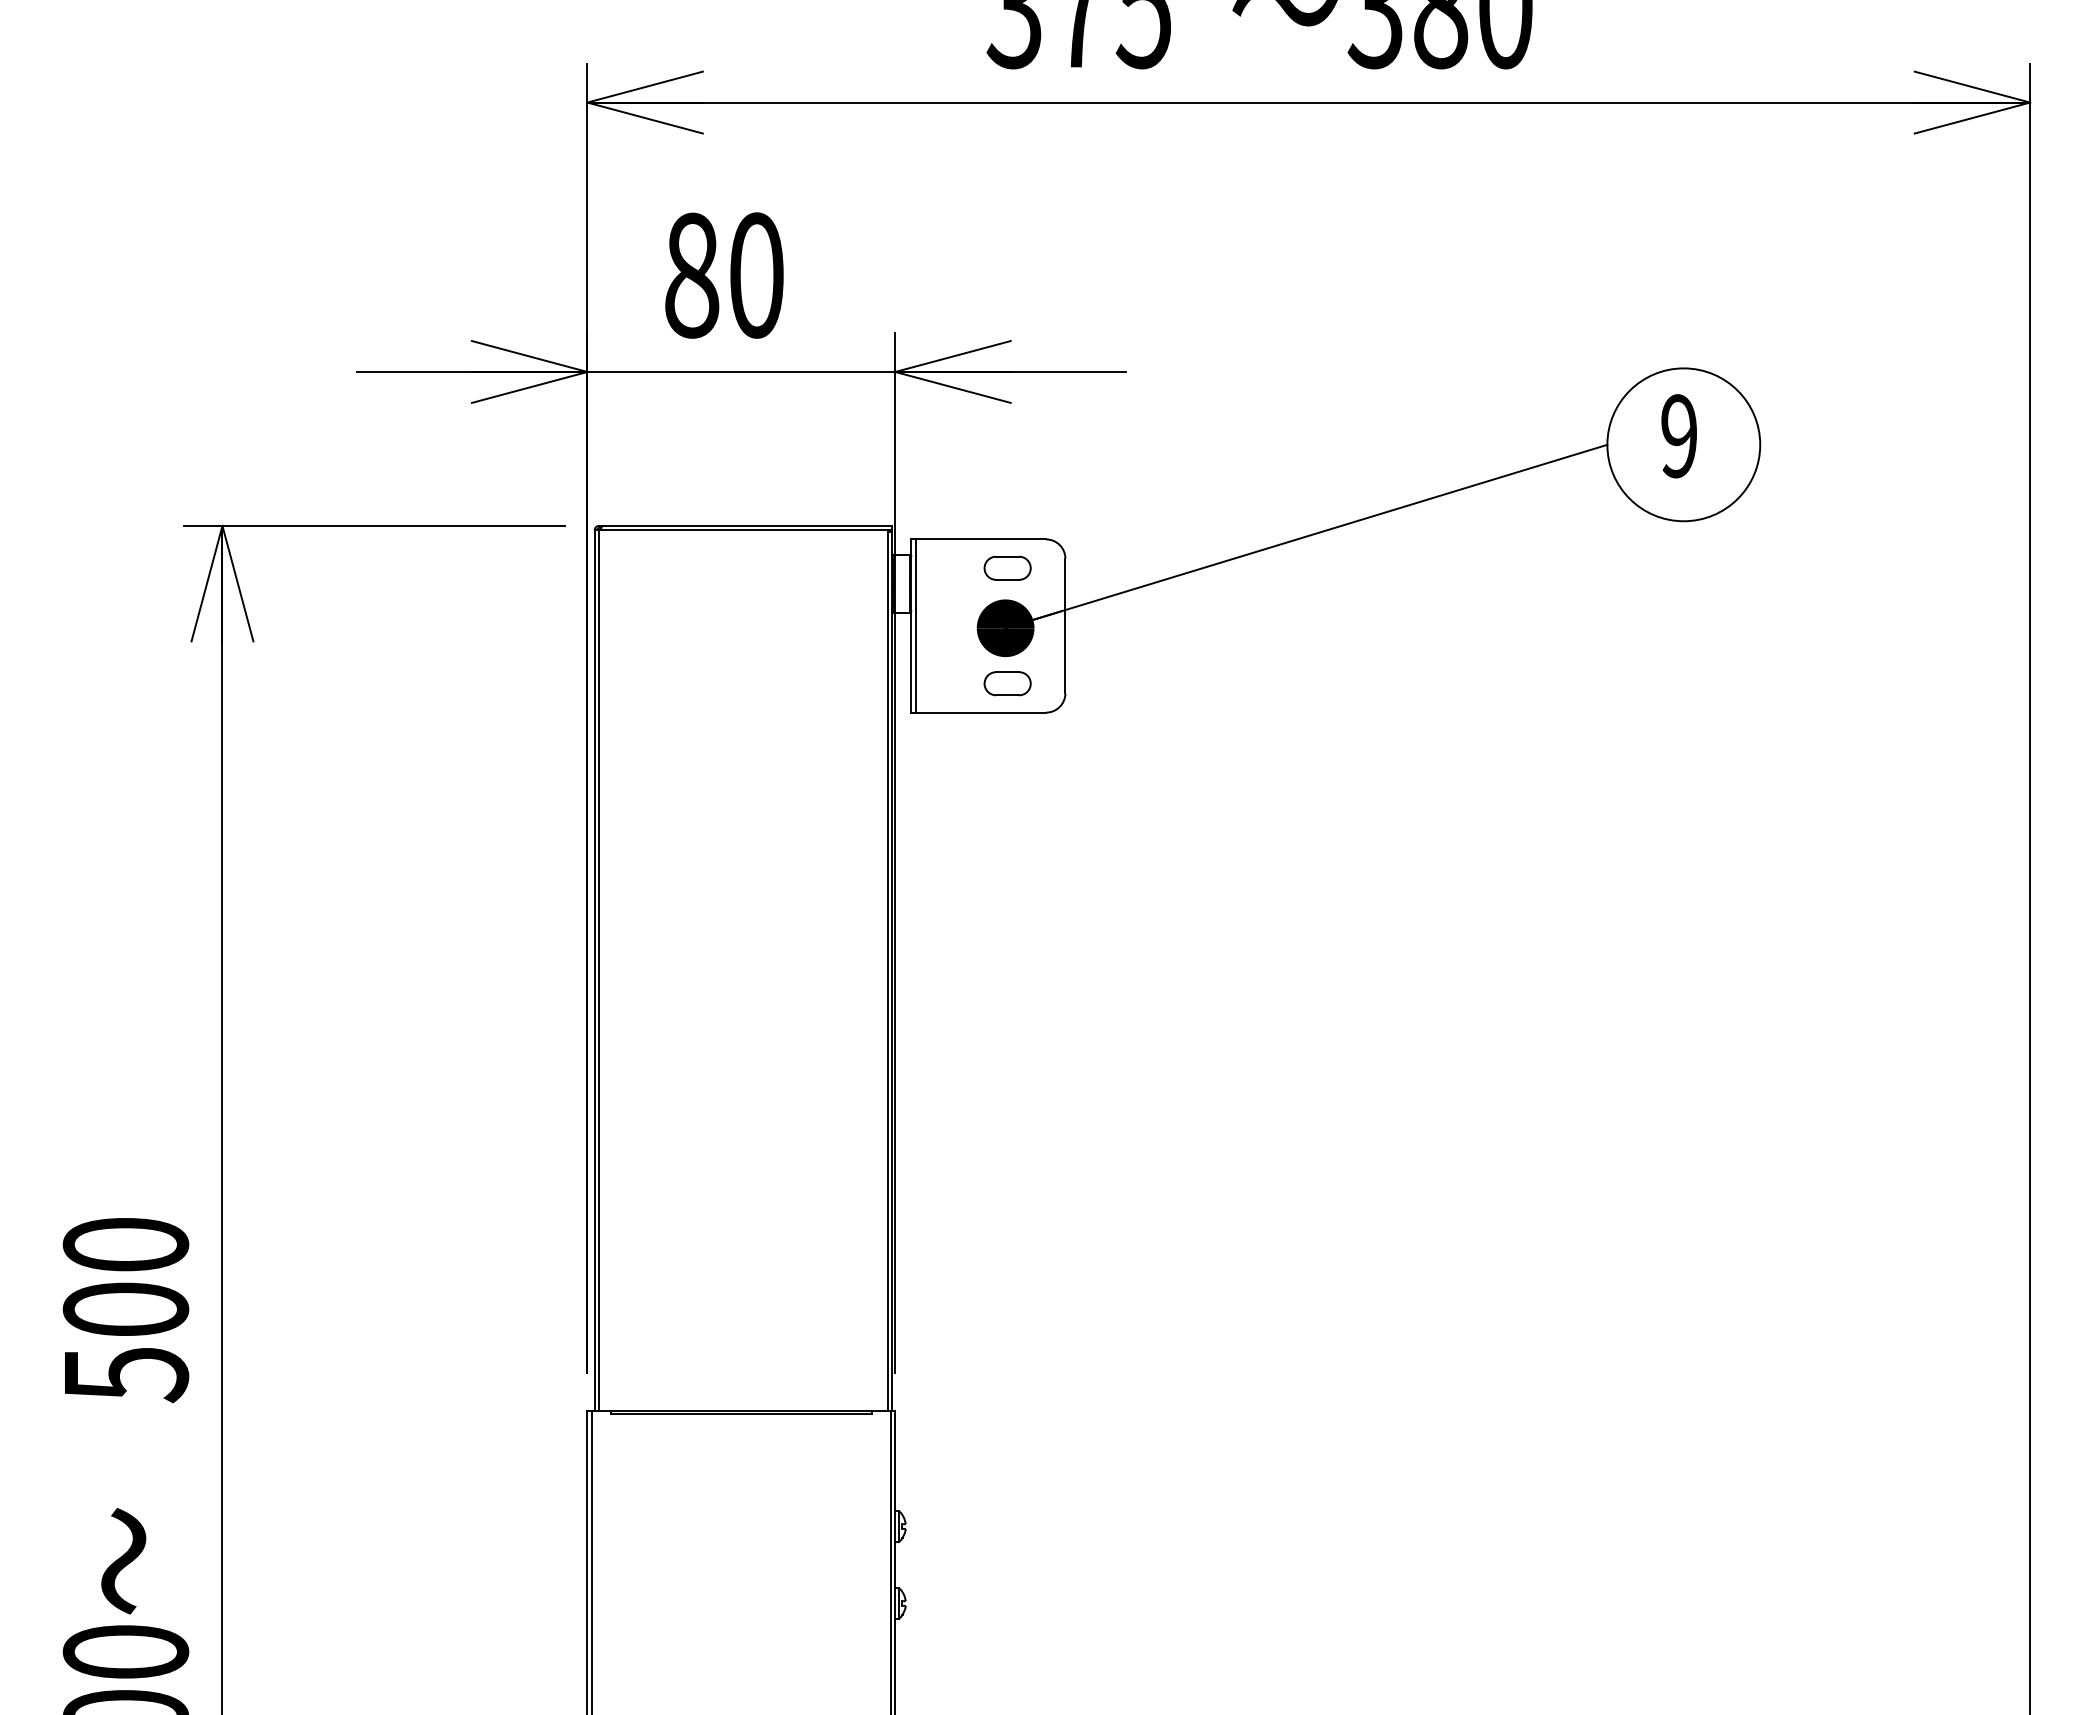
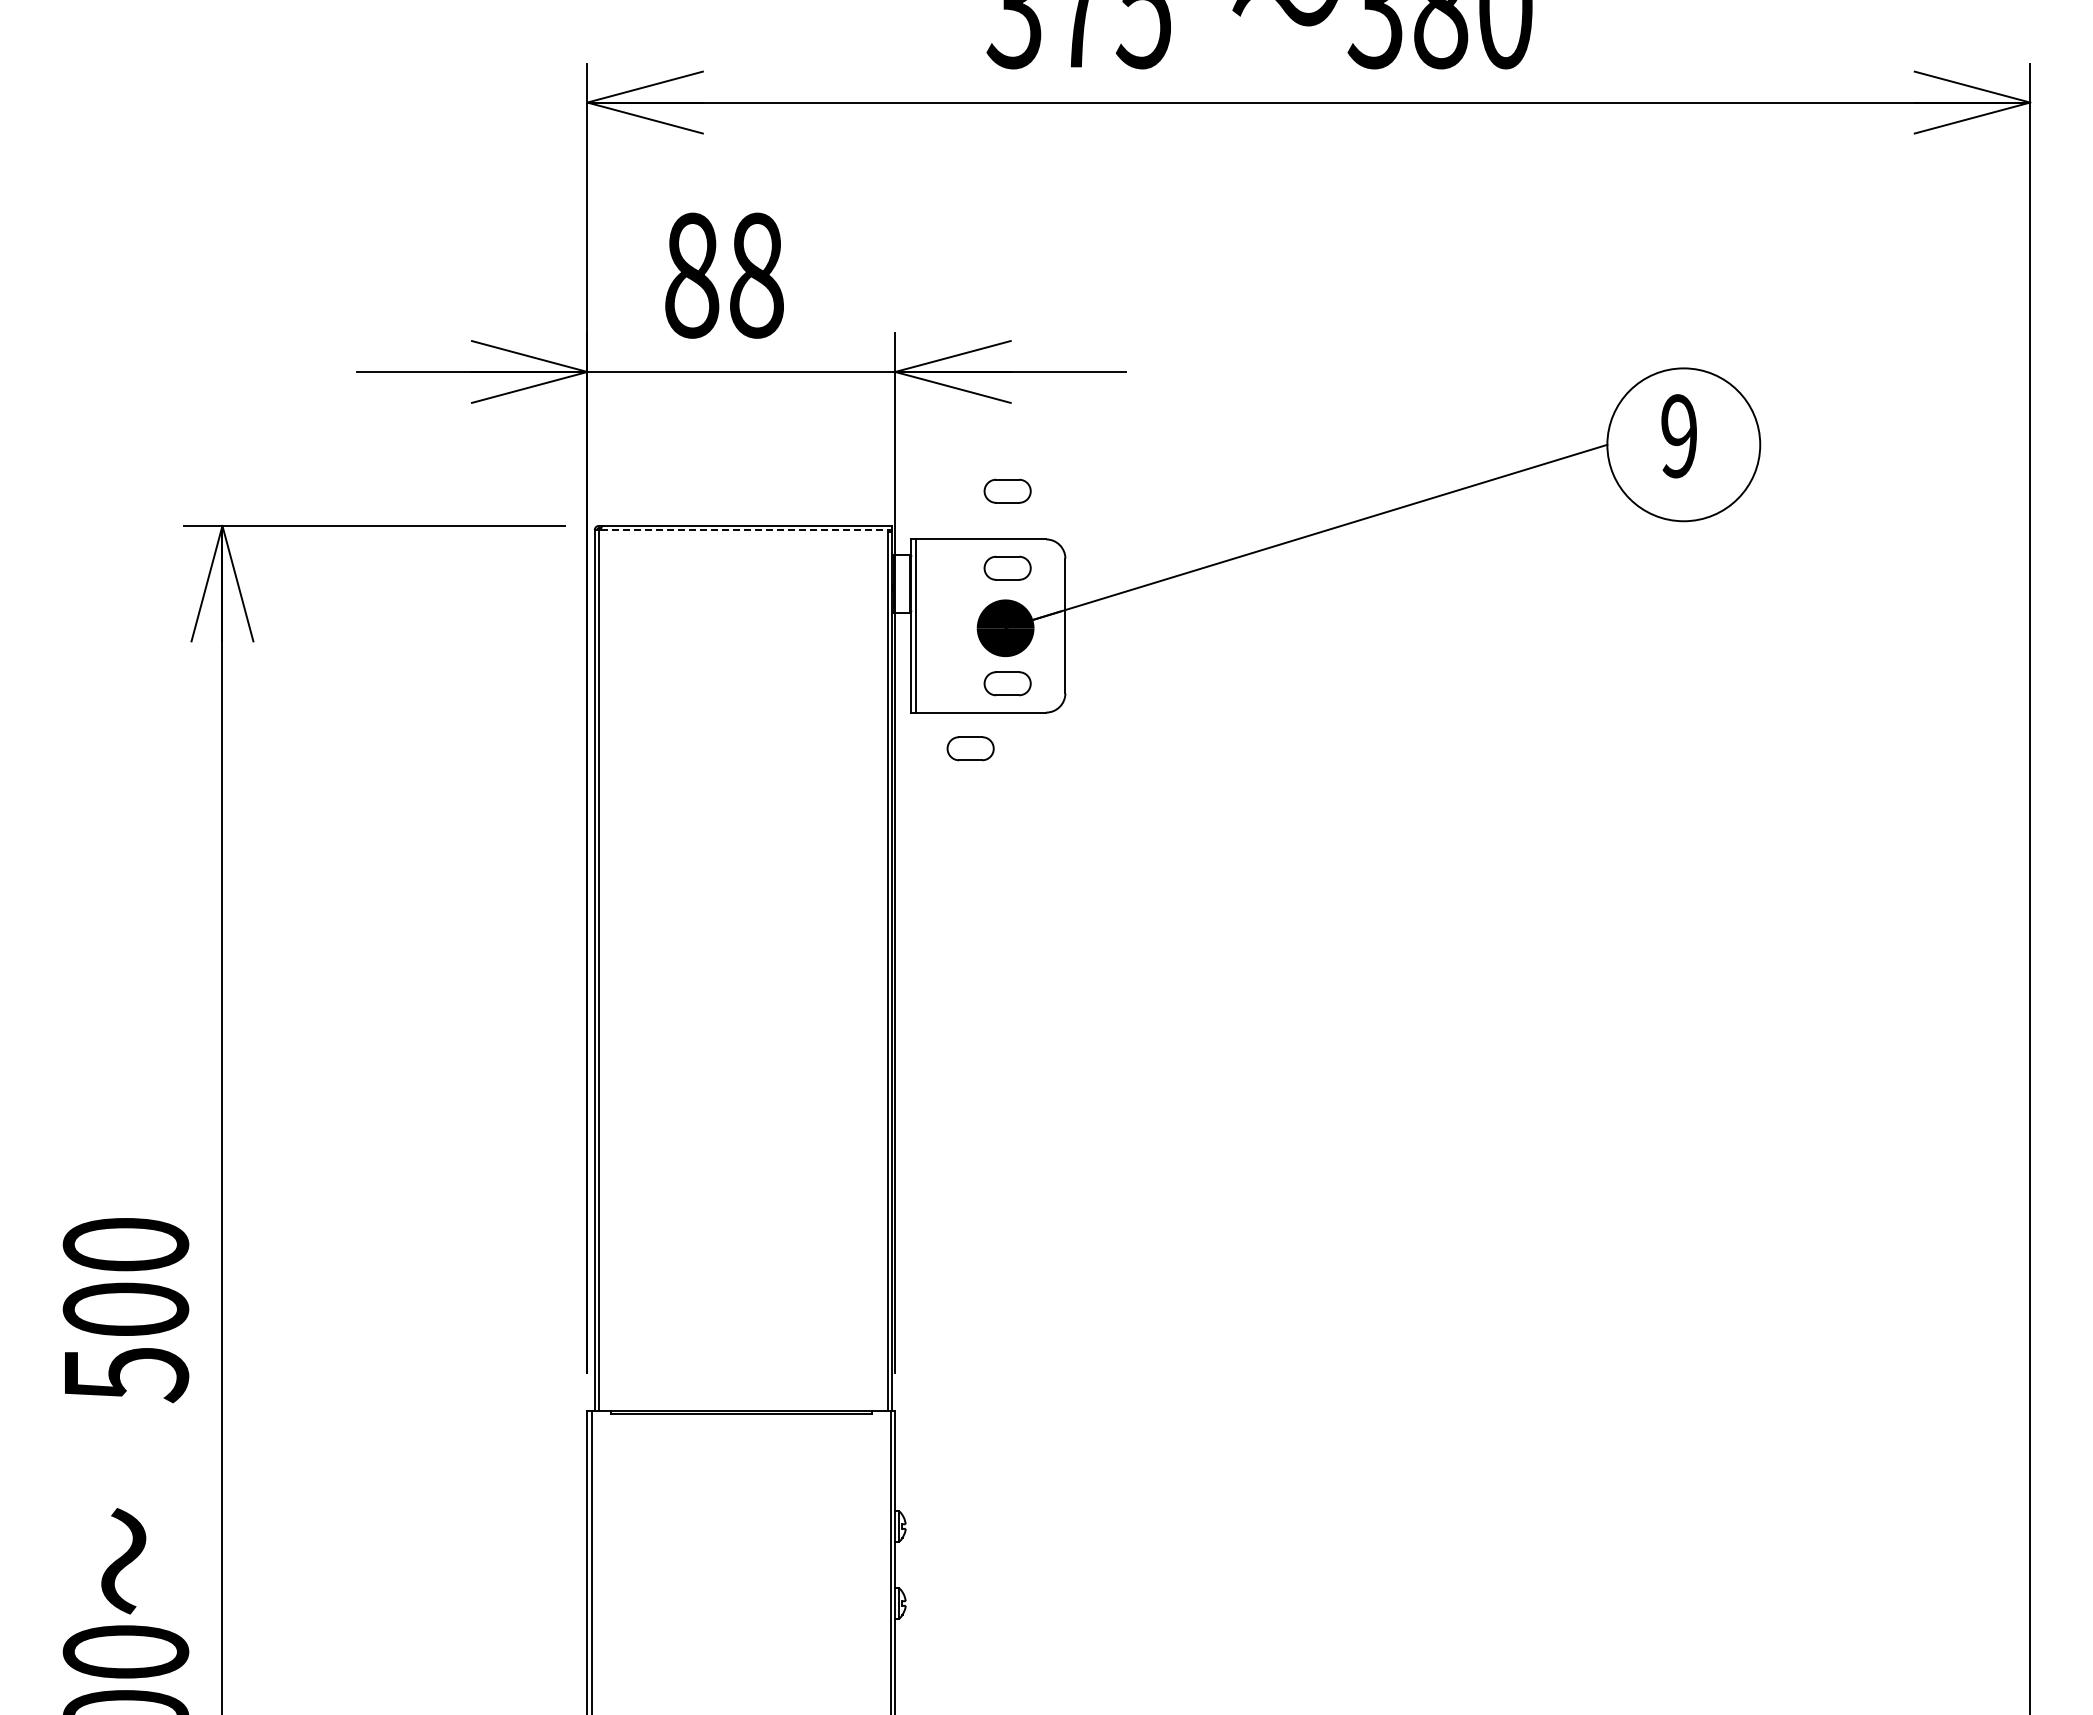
text: 80 -> 88 (756, 275)
part: none -> present (1007, 490)
line: solid -> dashed (746, 530)
part: none -> present (970, 748)
